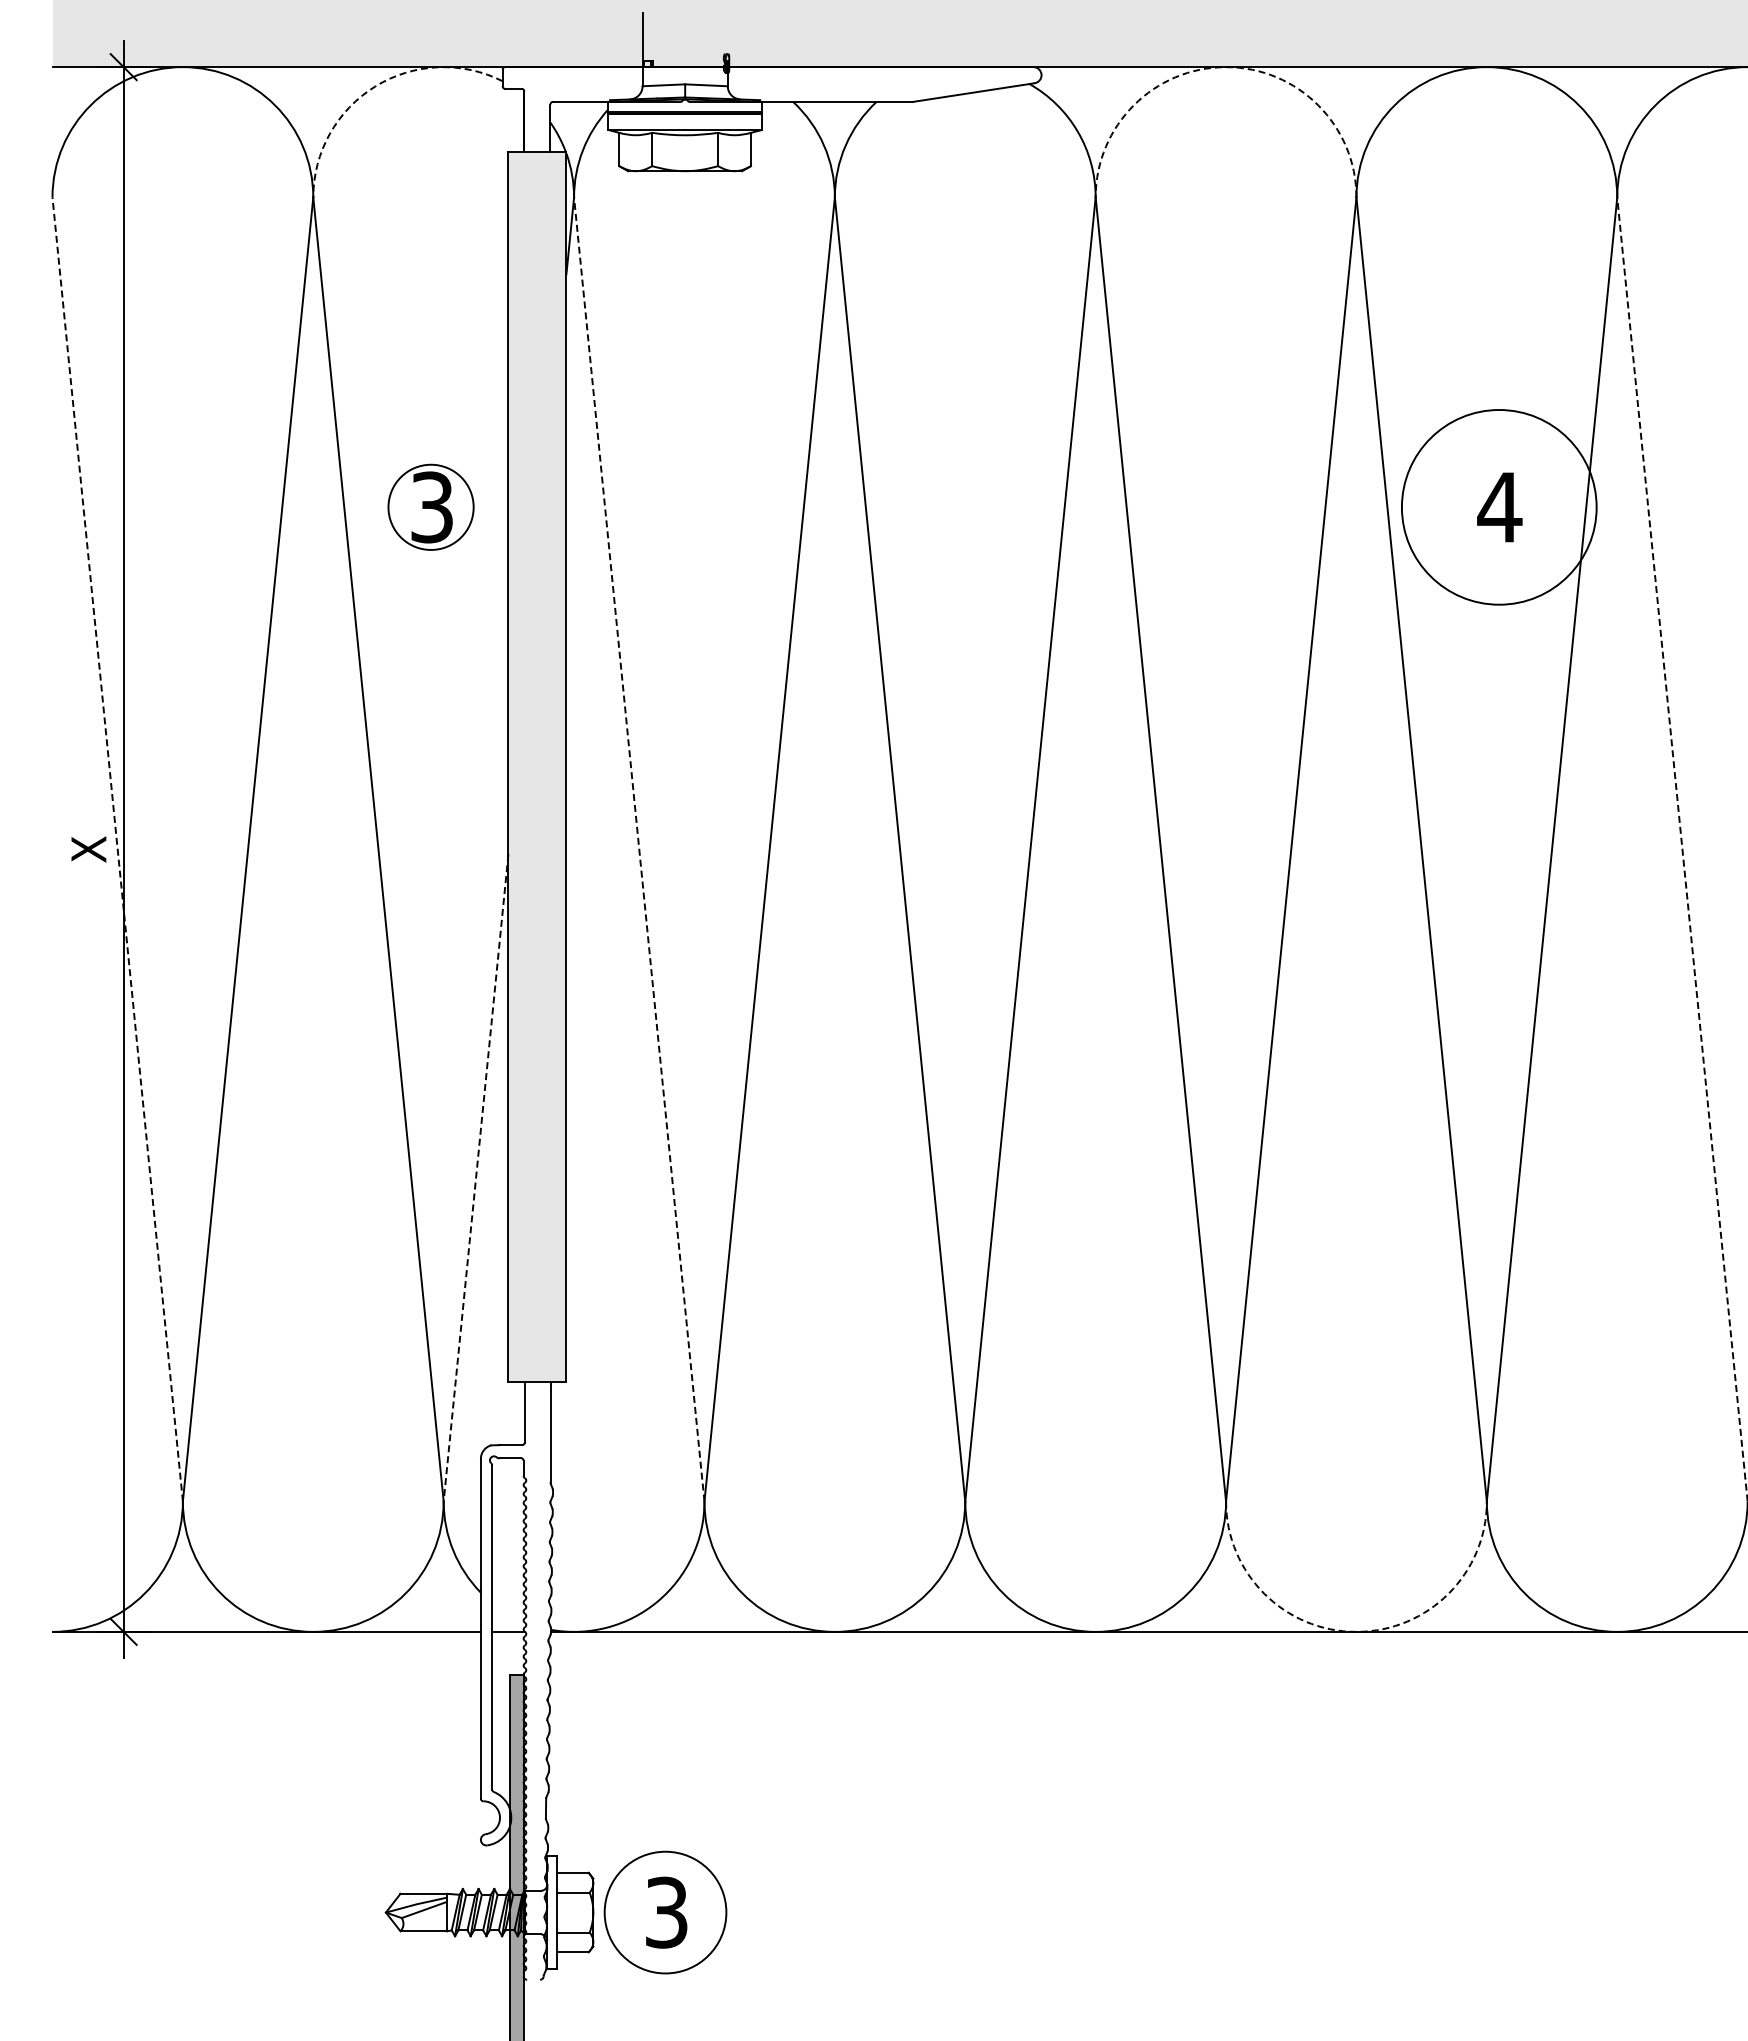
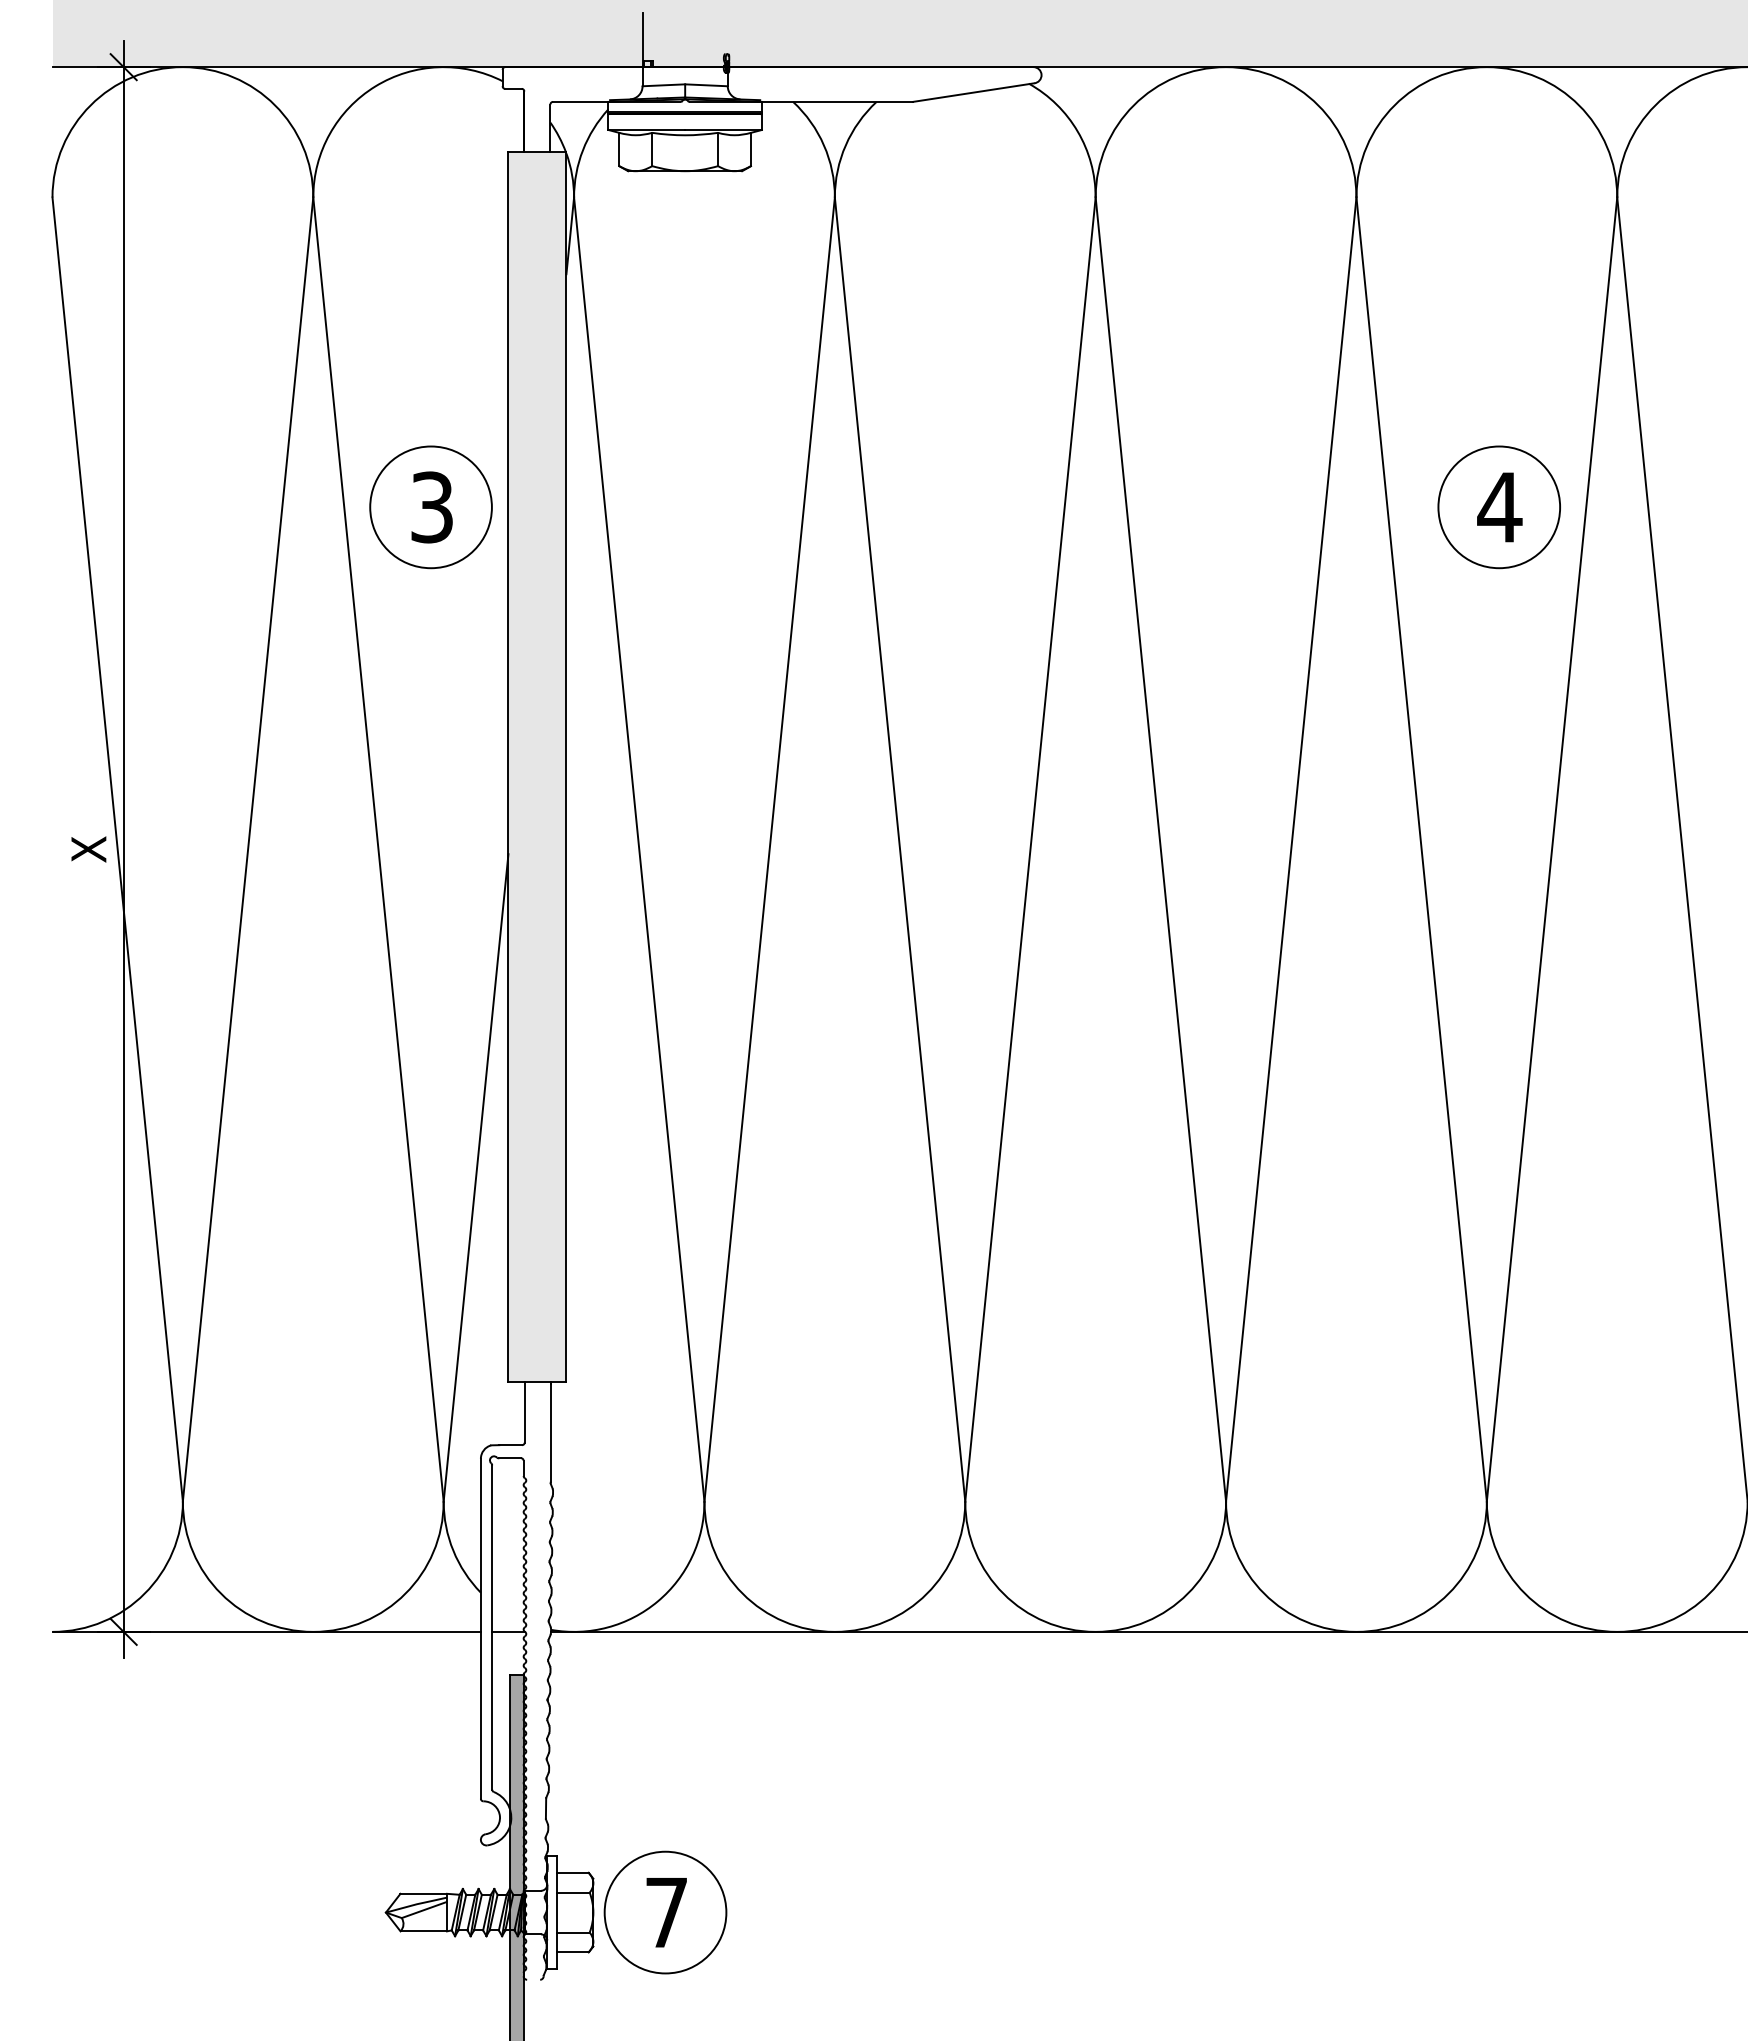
arc: dashed -> solid (1226, 67)
arc: dashed -> solid (375, 86)
circle diameter: 85 px -> 122 px (430, 507)
circle diameter: 195 px -> 122 px (1499, 507)
line: dashed -> solid (117, 849)
line: dashed -> solid (639, 849)
line: dashed -> solid (1682, 849)
line: dashed -> solid (476, 1178)
arc: dashed -> solid (1356, 1631)
text: 3 -> 7 (666, 1912)
